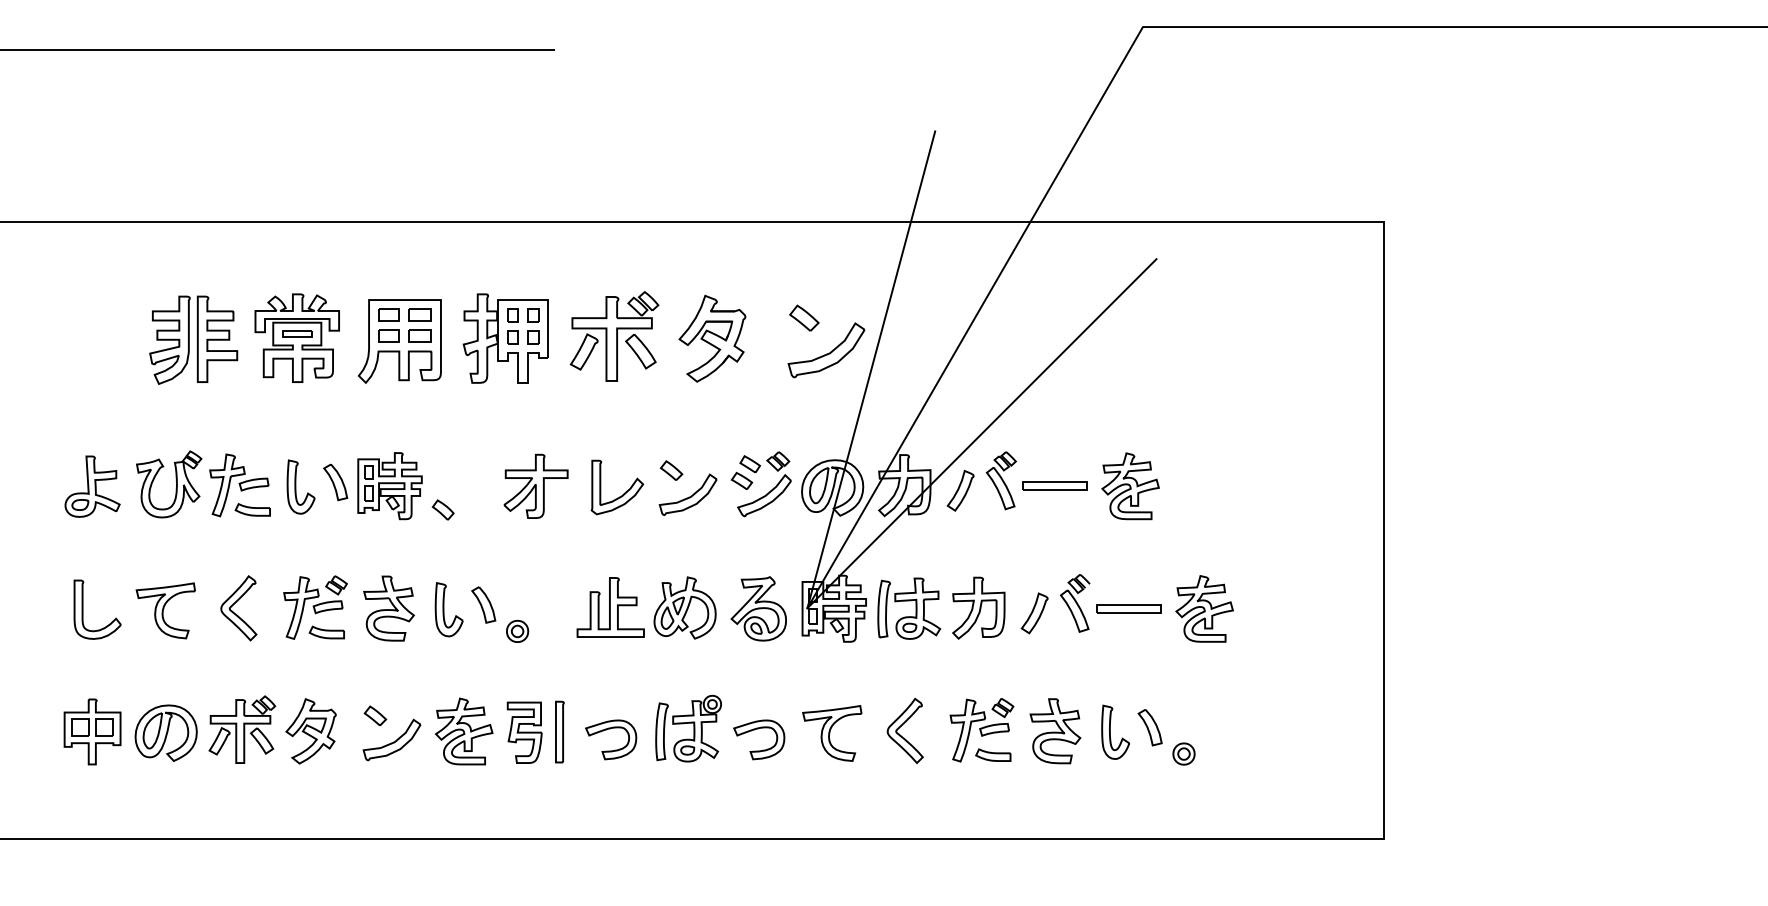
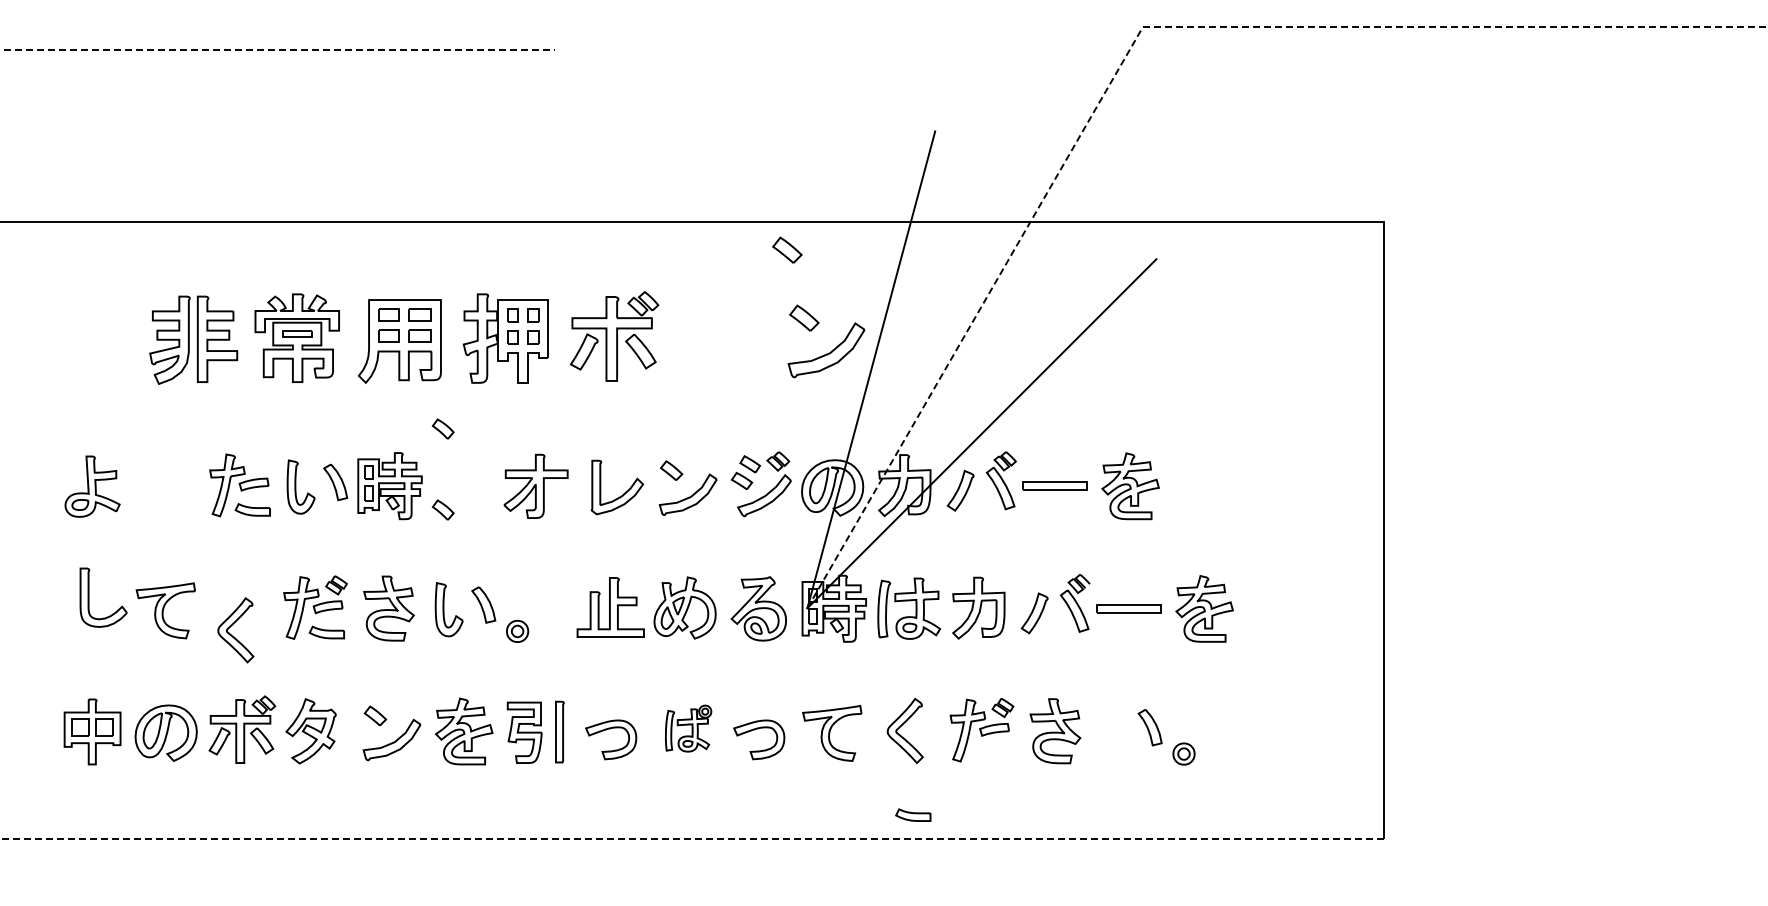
line: solid -> dashed (1131, 46)
line: solid -> dashed (277, 50)
part: none -> present (787, 249)
part: present -> none (712, 338)
part: none -> present (442, 428)
part: present -> none (176, 484)
part position: (238, 608) -> (235, 630) (235, 630)
part position: (83, 609) -> (89, 597) (89, 597)
part size: 67x69 px -> 48x49 px (688, 728)
part: present -> none (1115, 731)
part position: (993, 754) -> (913, 814) (913, 814)
line: solid -> dashed (691, 838)
